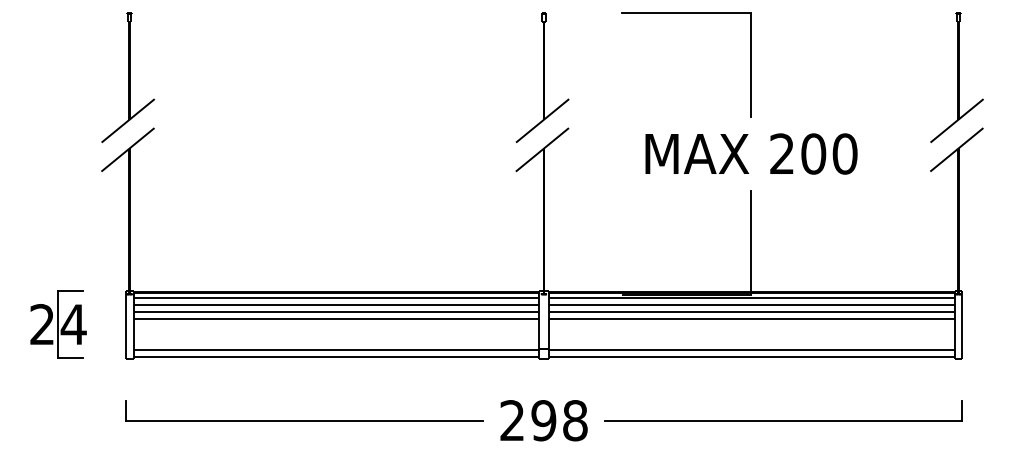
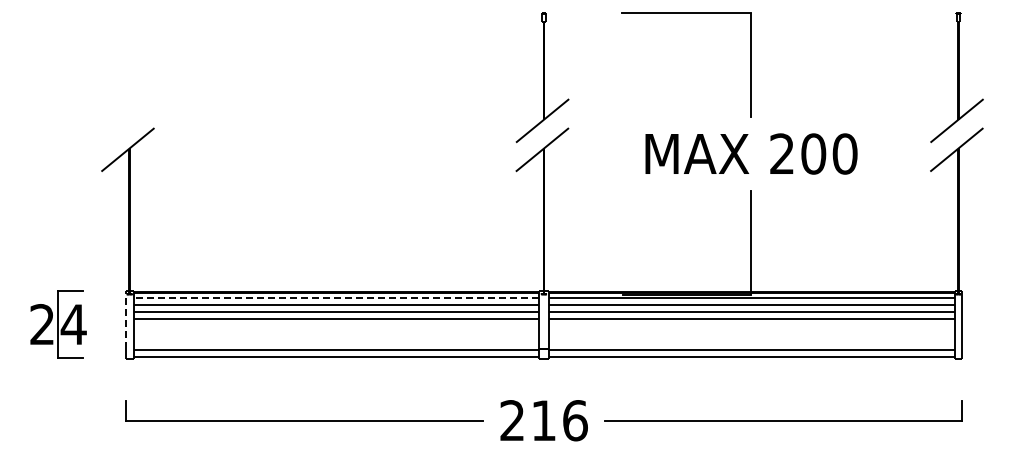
part: present -> none (127, 77)
line: solid -> dashed (336, 297)
line: solid -> dashed (125, 319)
text: 298 -> 216 (559, 420)
